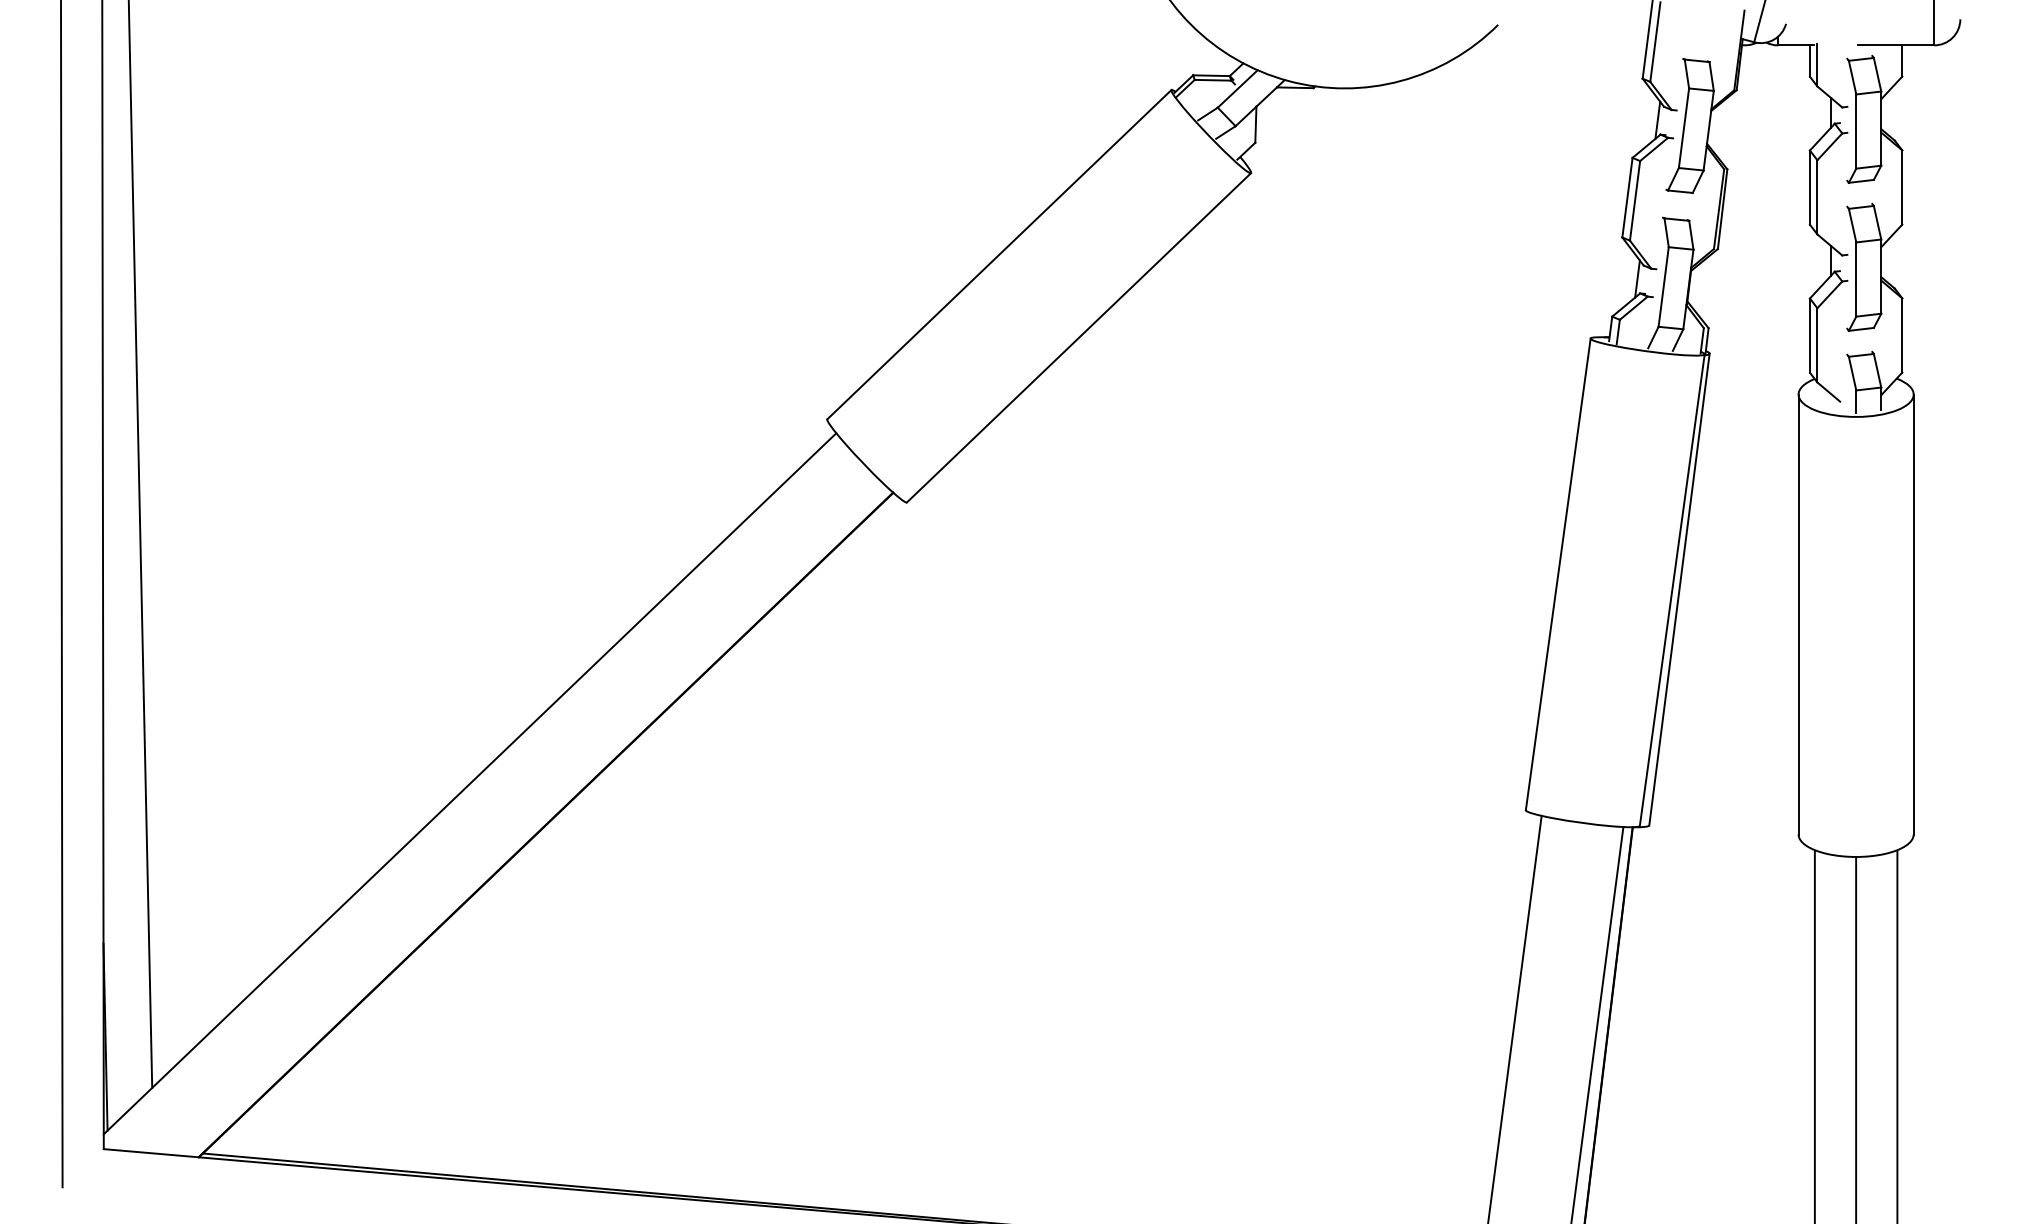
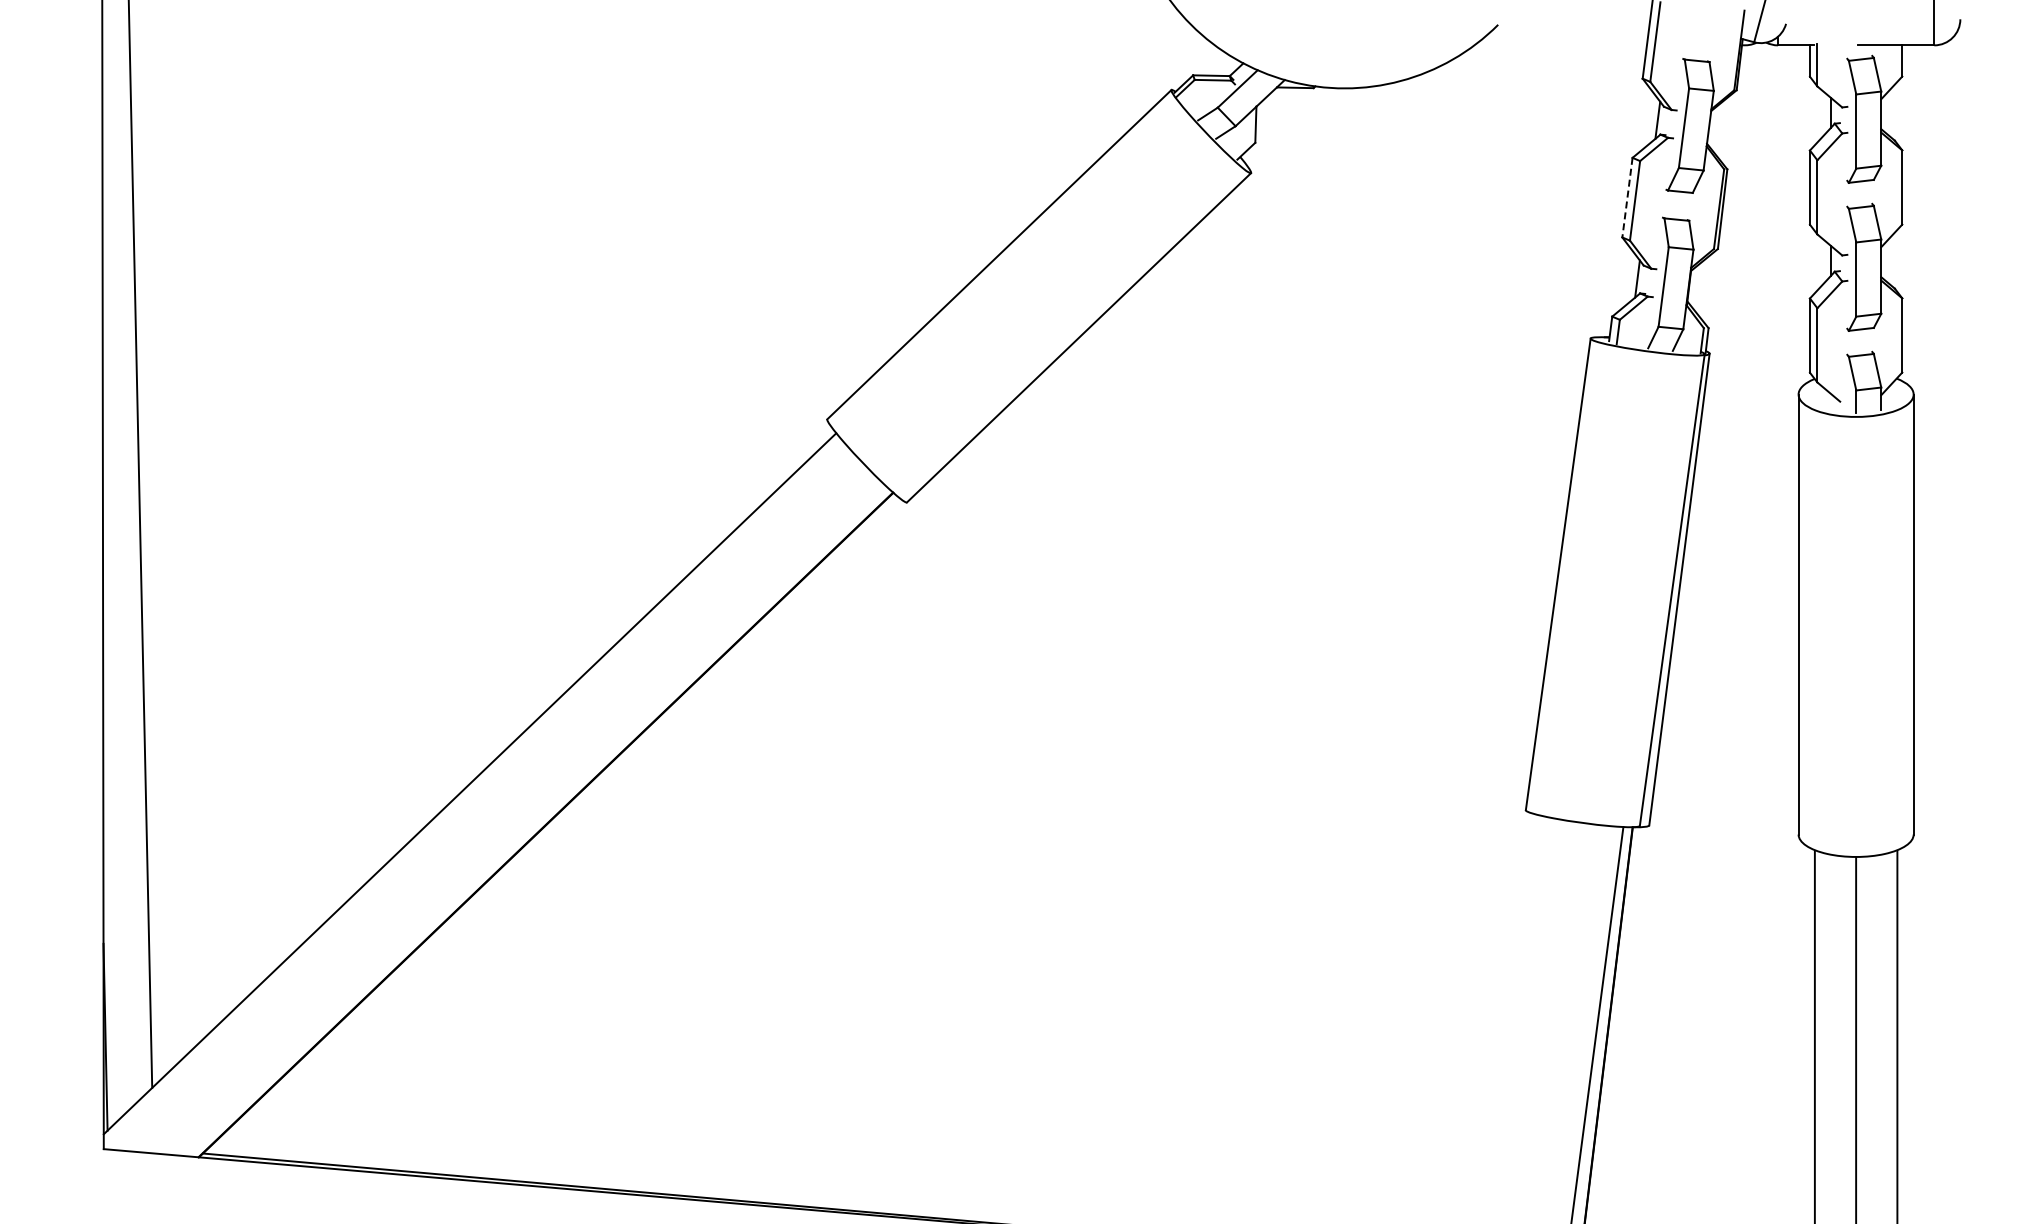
line: solid -> dashed (1627, 198)
line: present -> none (61, 594)
line: present -> none (1514, 1017)
